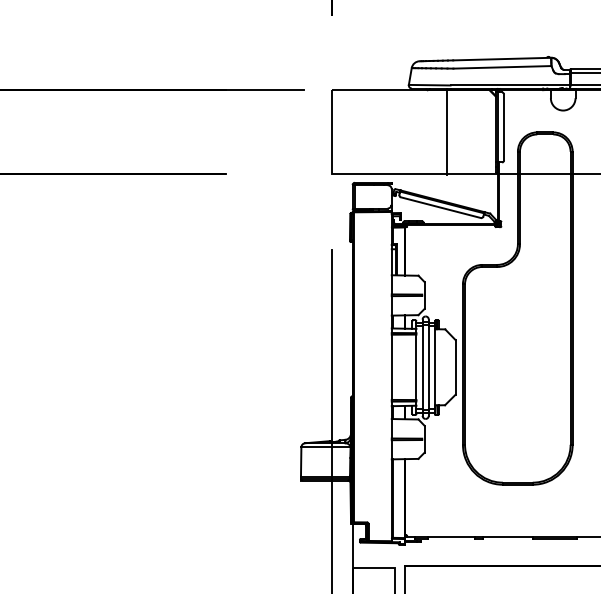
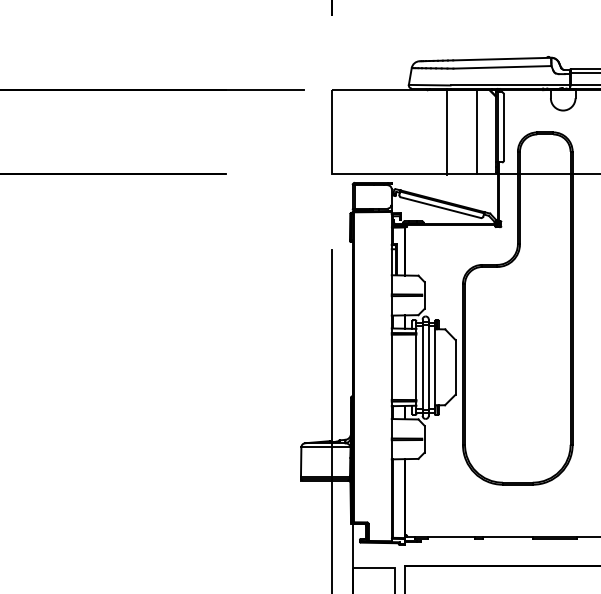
line: none -> present (476, 132)
